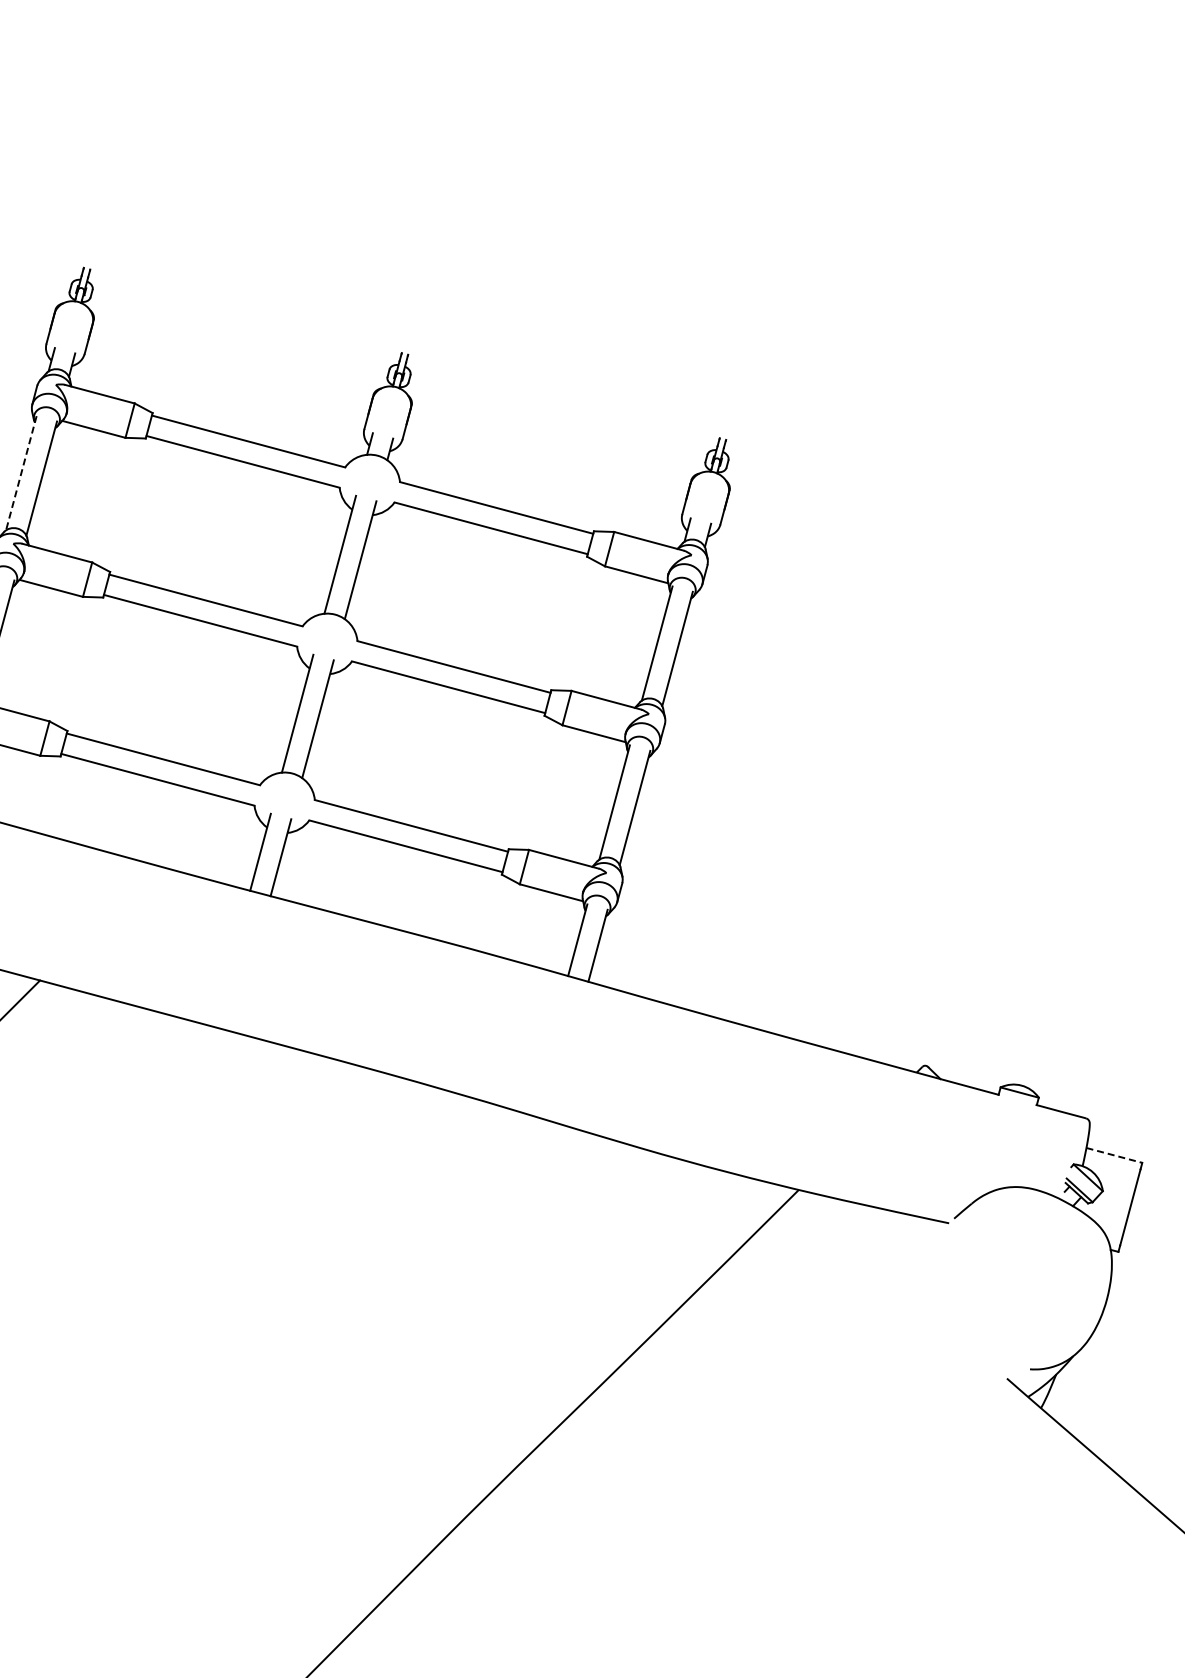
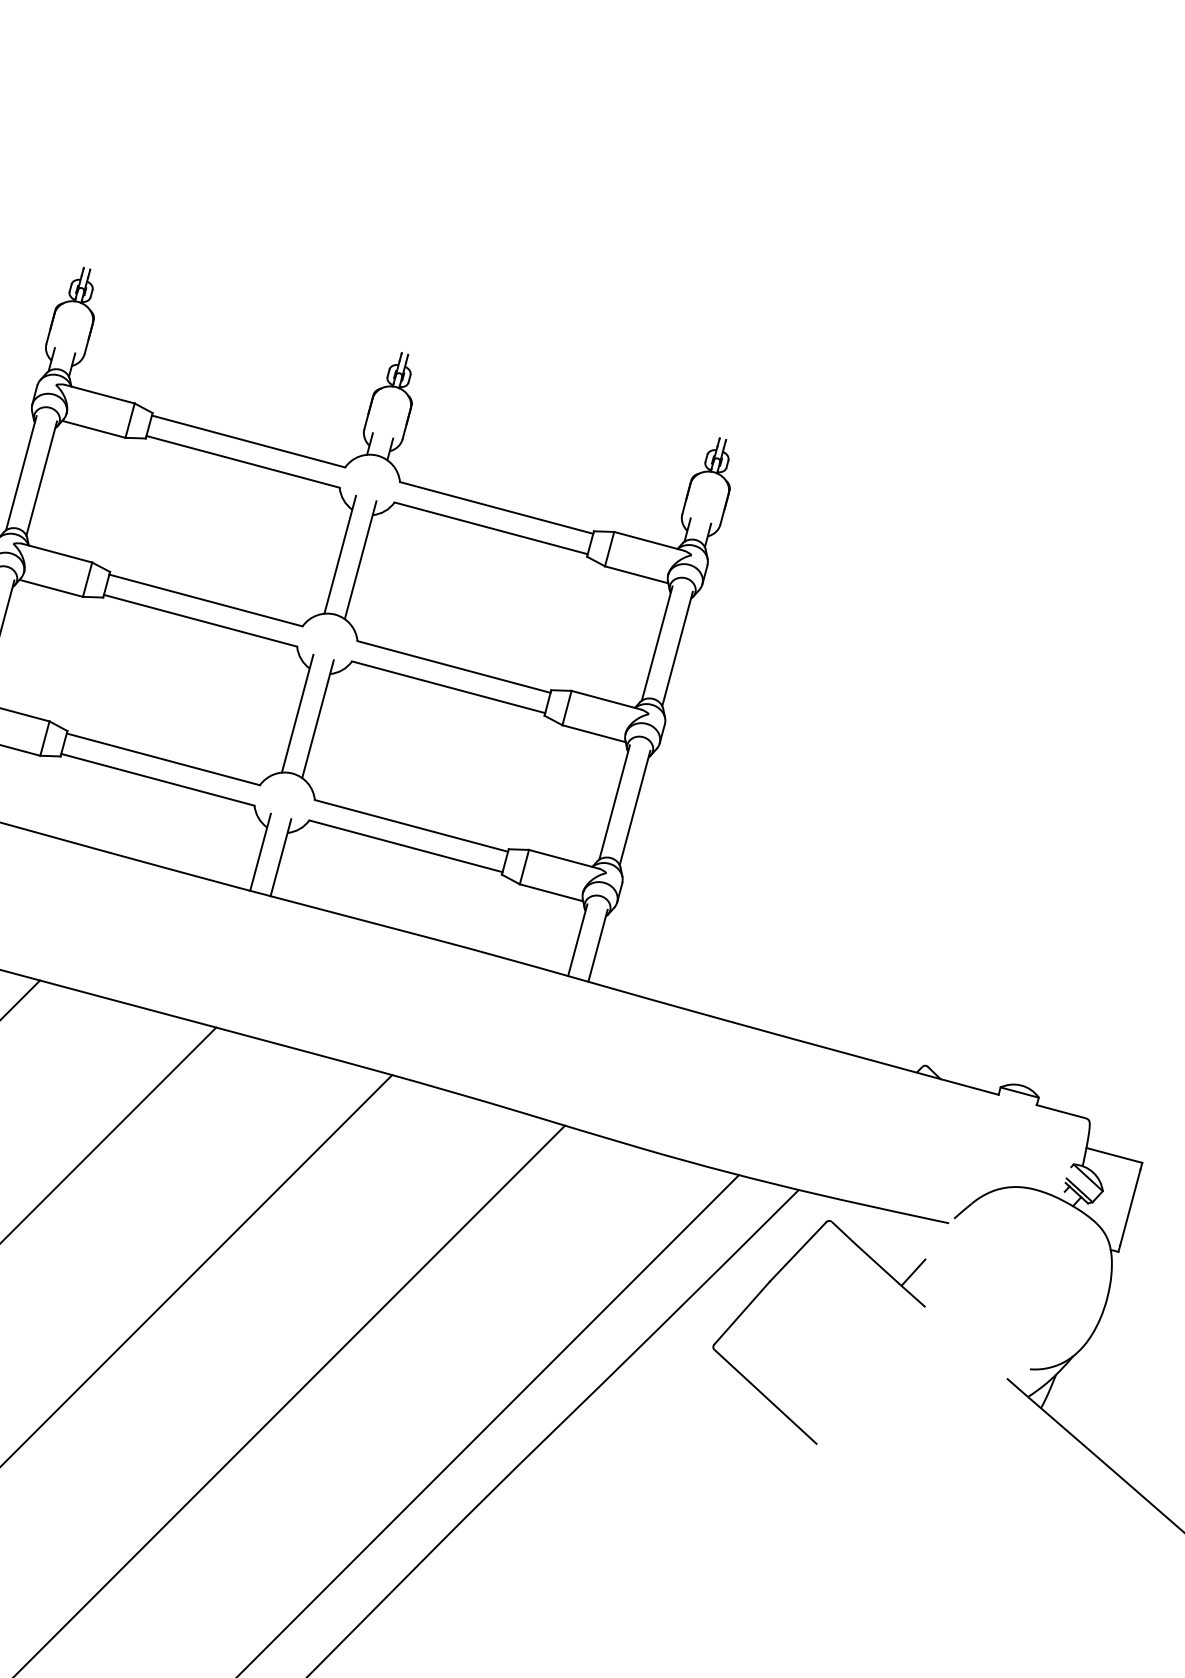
line: dashed -> solid (21, 473)
line: none -> present (109, 1134)
line: dashed -> solid (1114, 1155)
line: none -> present (197, 1269)
part: none -> present (765, 1288)
line: none -> present (290, 1399)
line: none -> present (489, 1424)
